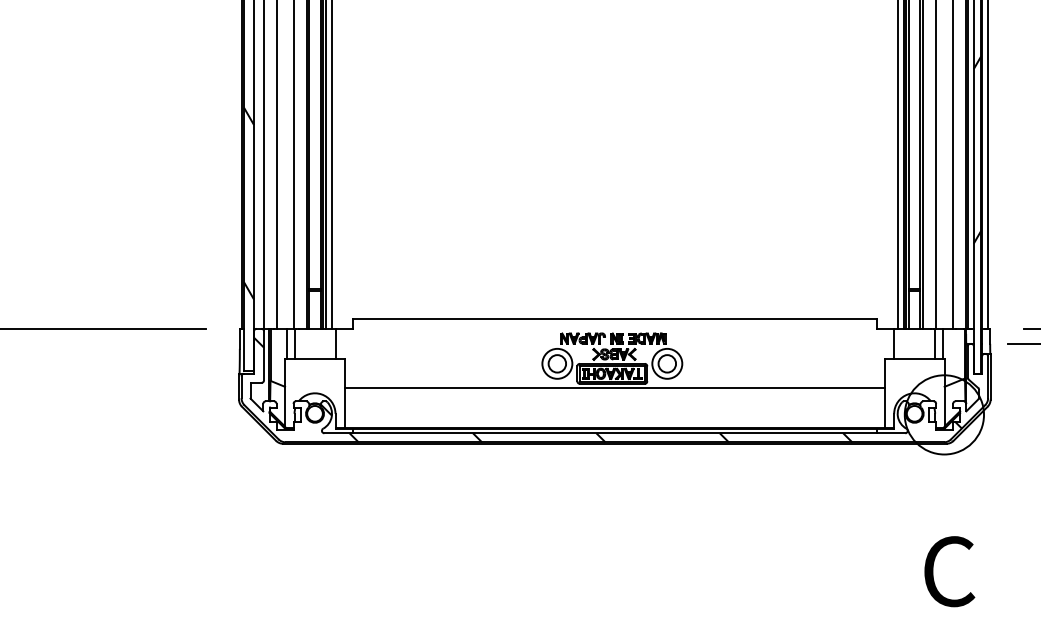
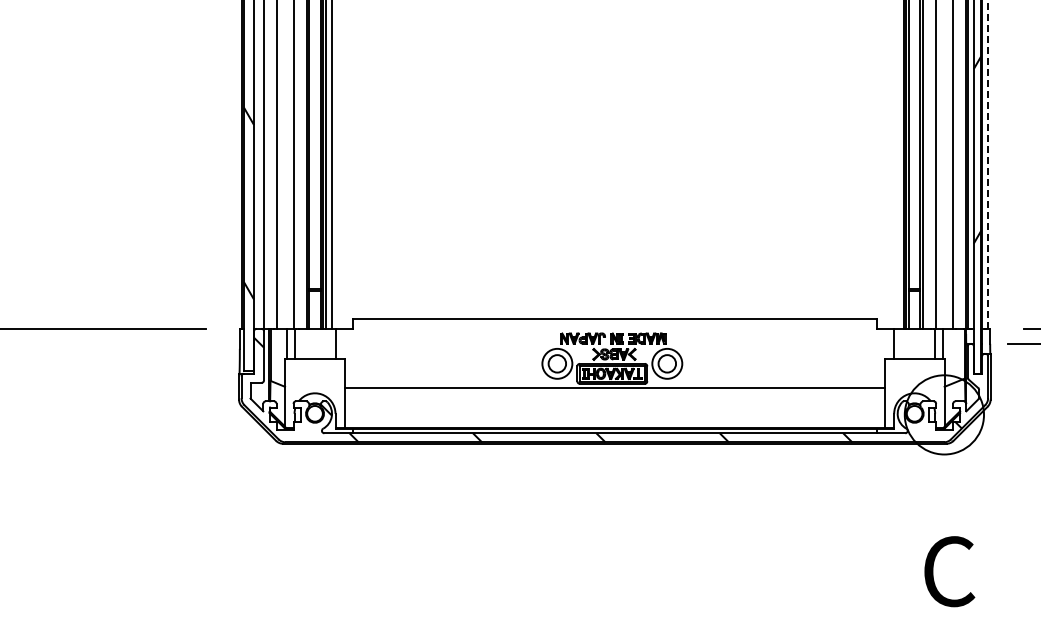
line: solid -> dashed (988, 164)
line: present -> none (897, 165)
